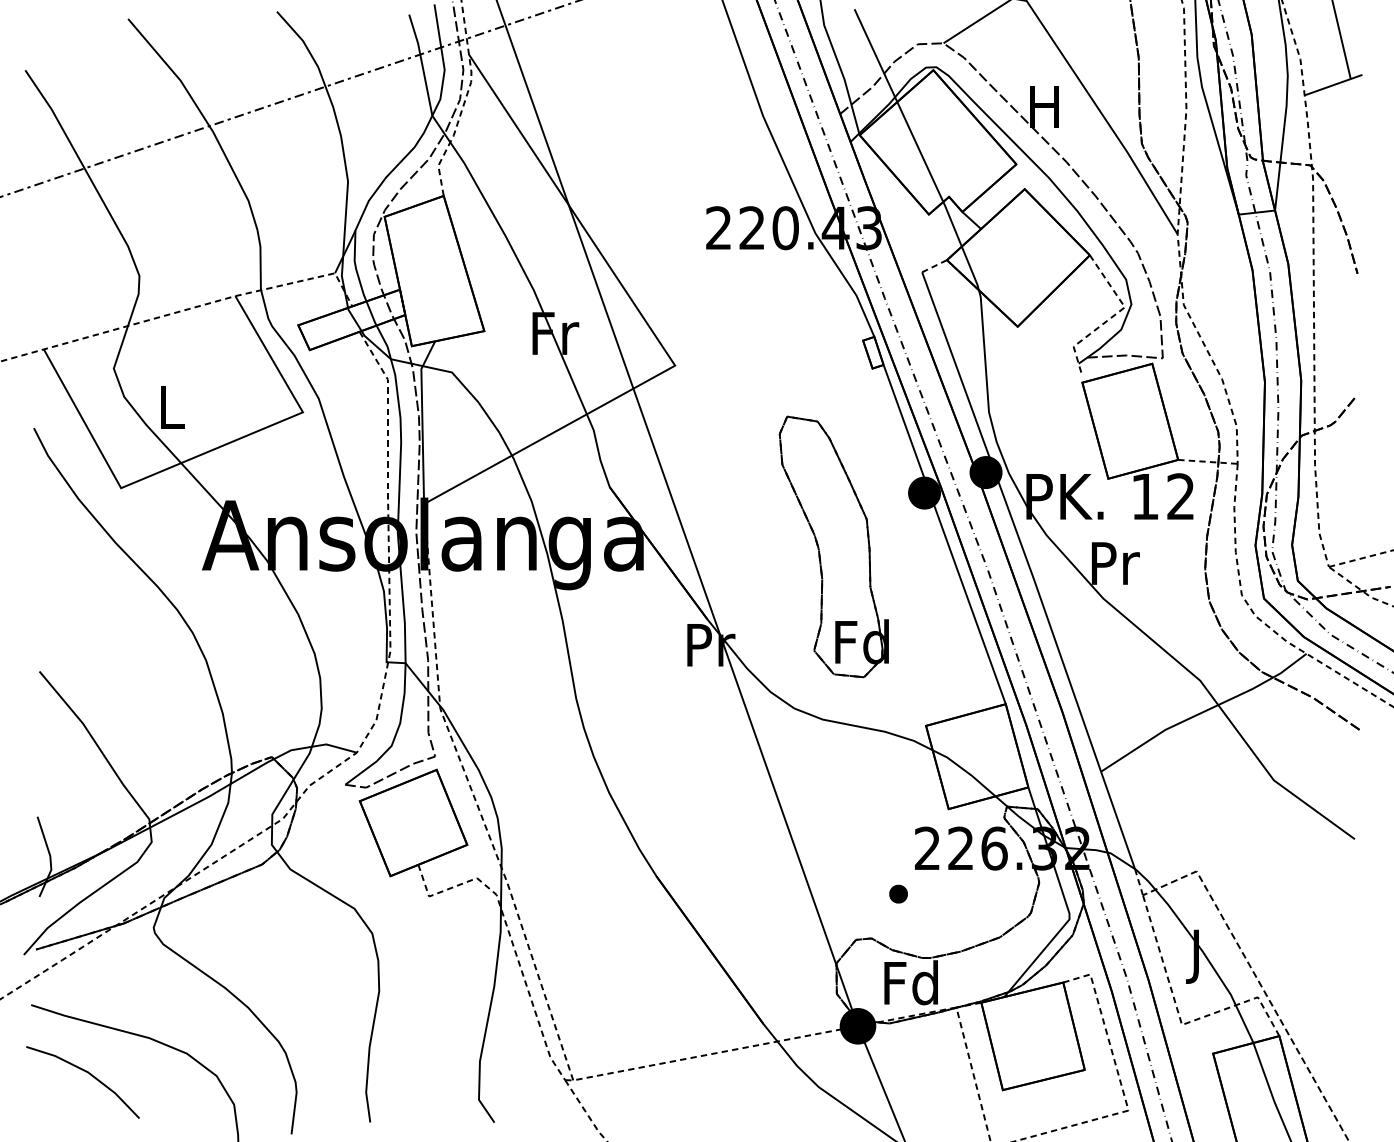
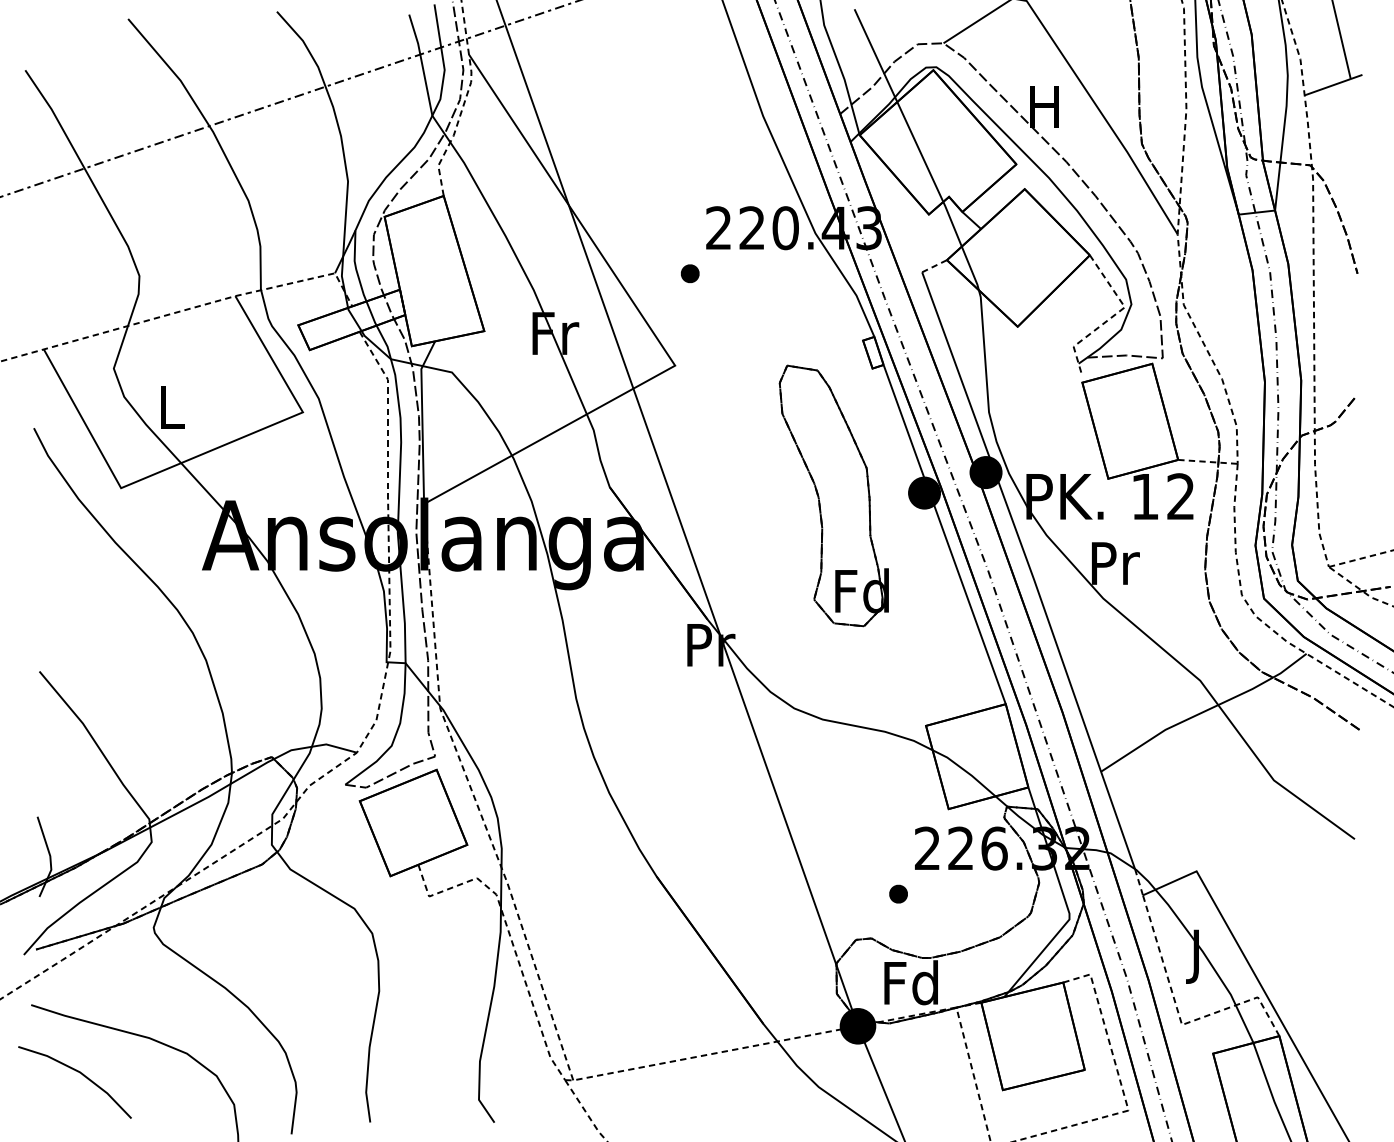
part: none -> present (689, 273)
part position: (833, 546) -> (833, 495) (833, 495)
line: dashed -> solid (1258, 980)
line position: (87, 1073) -> (79, 1073) (79, 1073)
